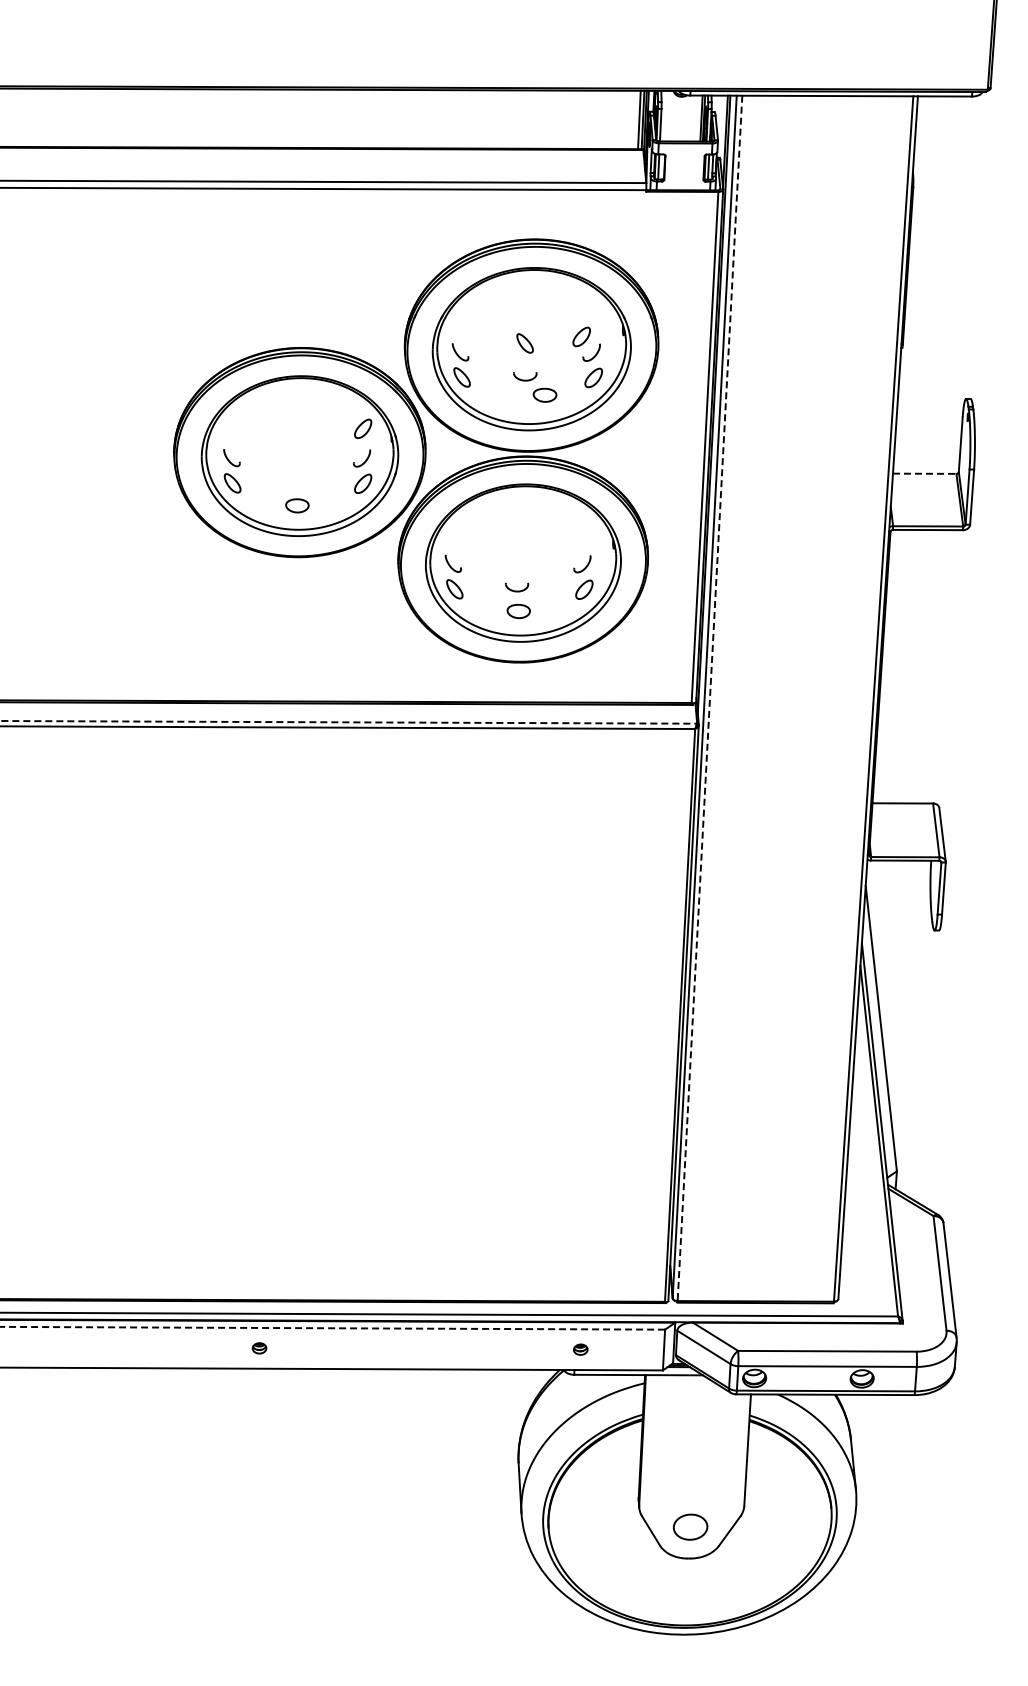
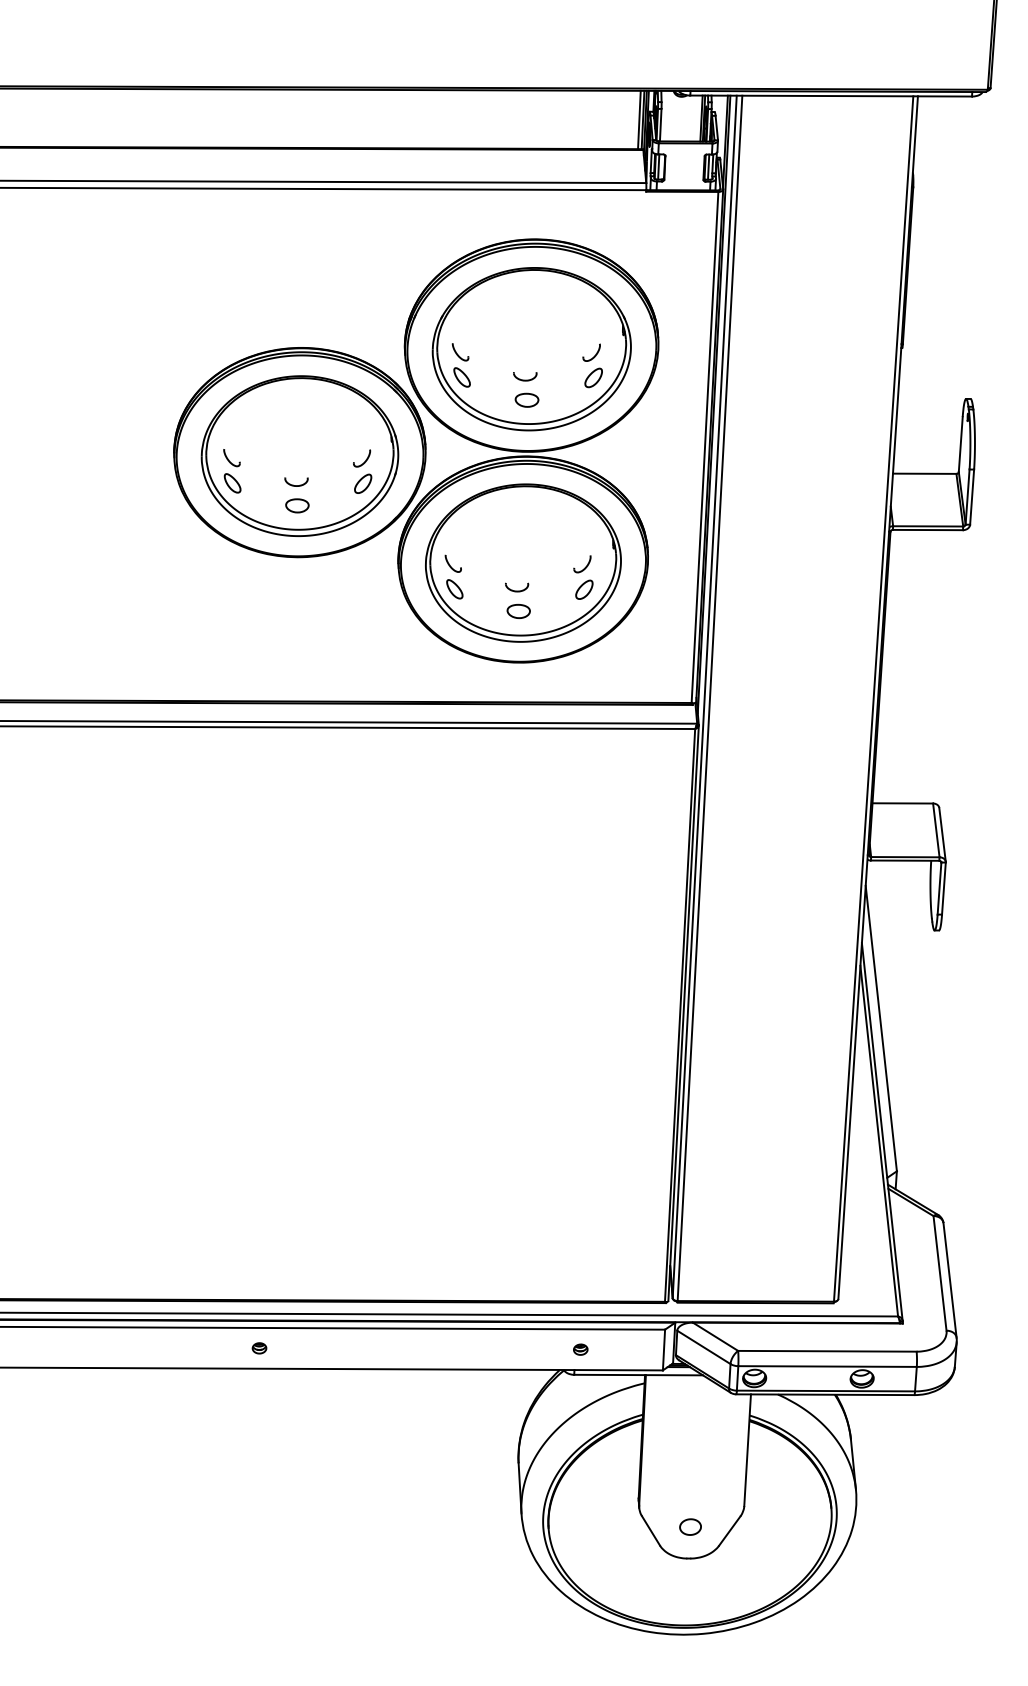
part: present -> none (581, 336)
part: present -> none (524, 343)
part position: (544, 394) -> (526, 399) (526, 399)
part: present -> none (363, 428)
line: dashed -> solid (924, 473)
part: none -> present (296, 481)
line: dashed -> solid (710, 698)
line: dashed -> solid (349, 722)
line: dashed -> solid (332, 1328)
part size: 37x28 px -> 23x18 px (690, 1526)
